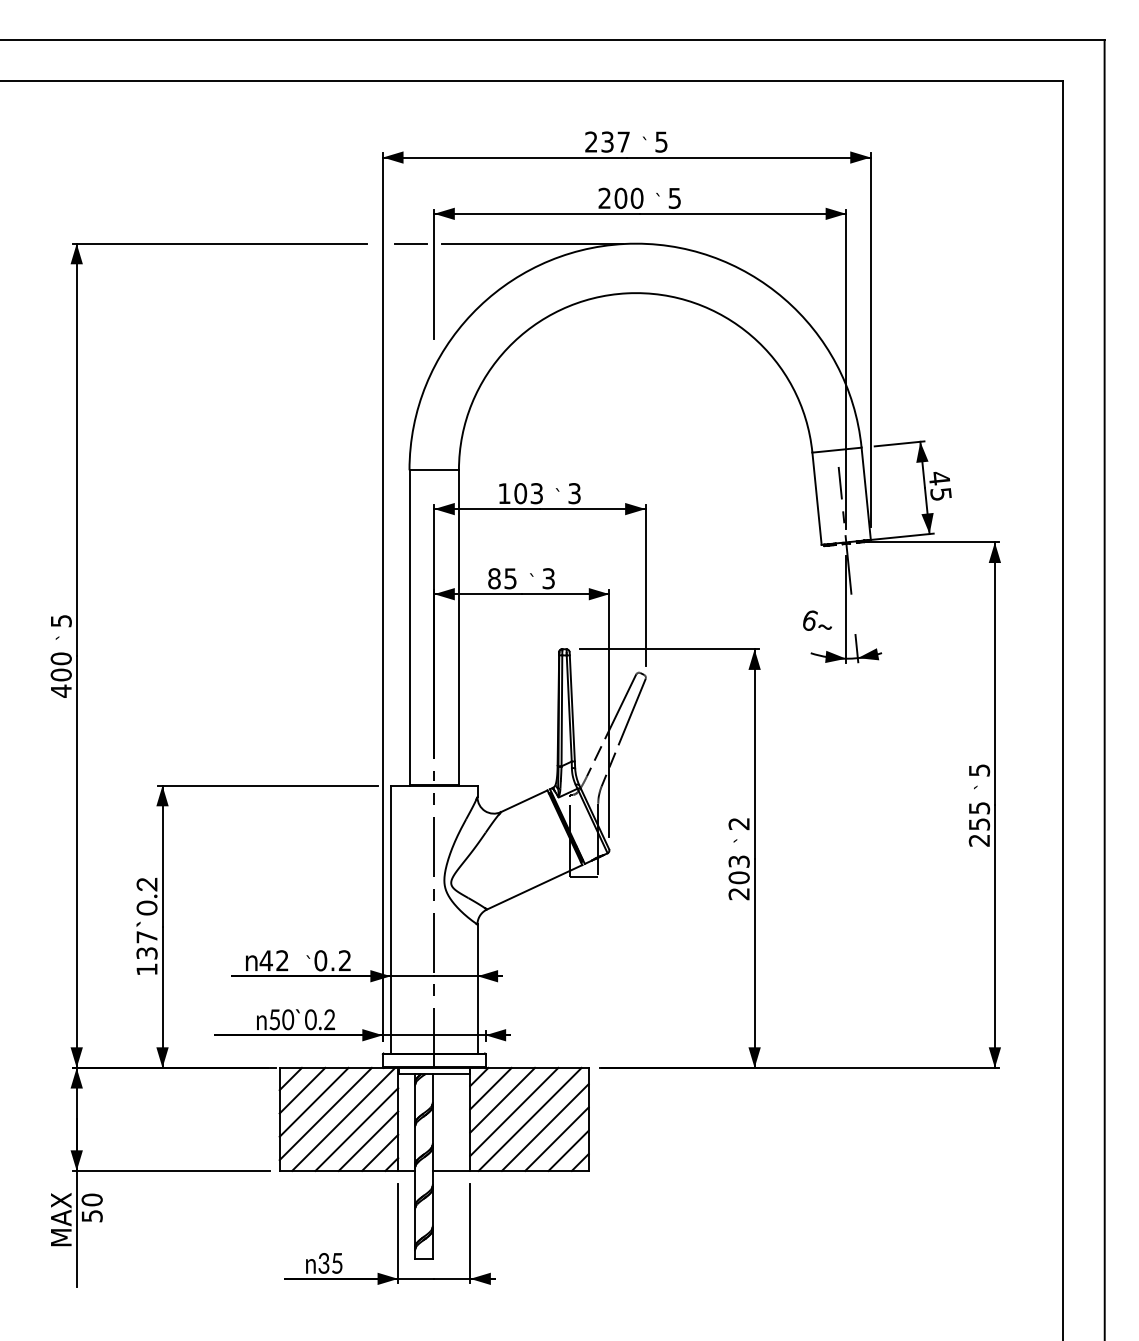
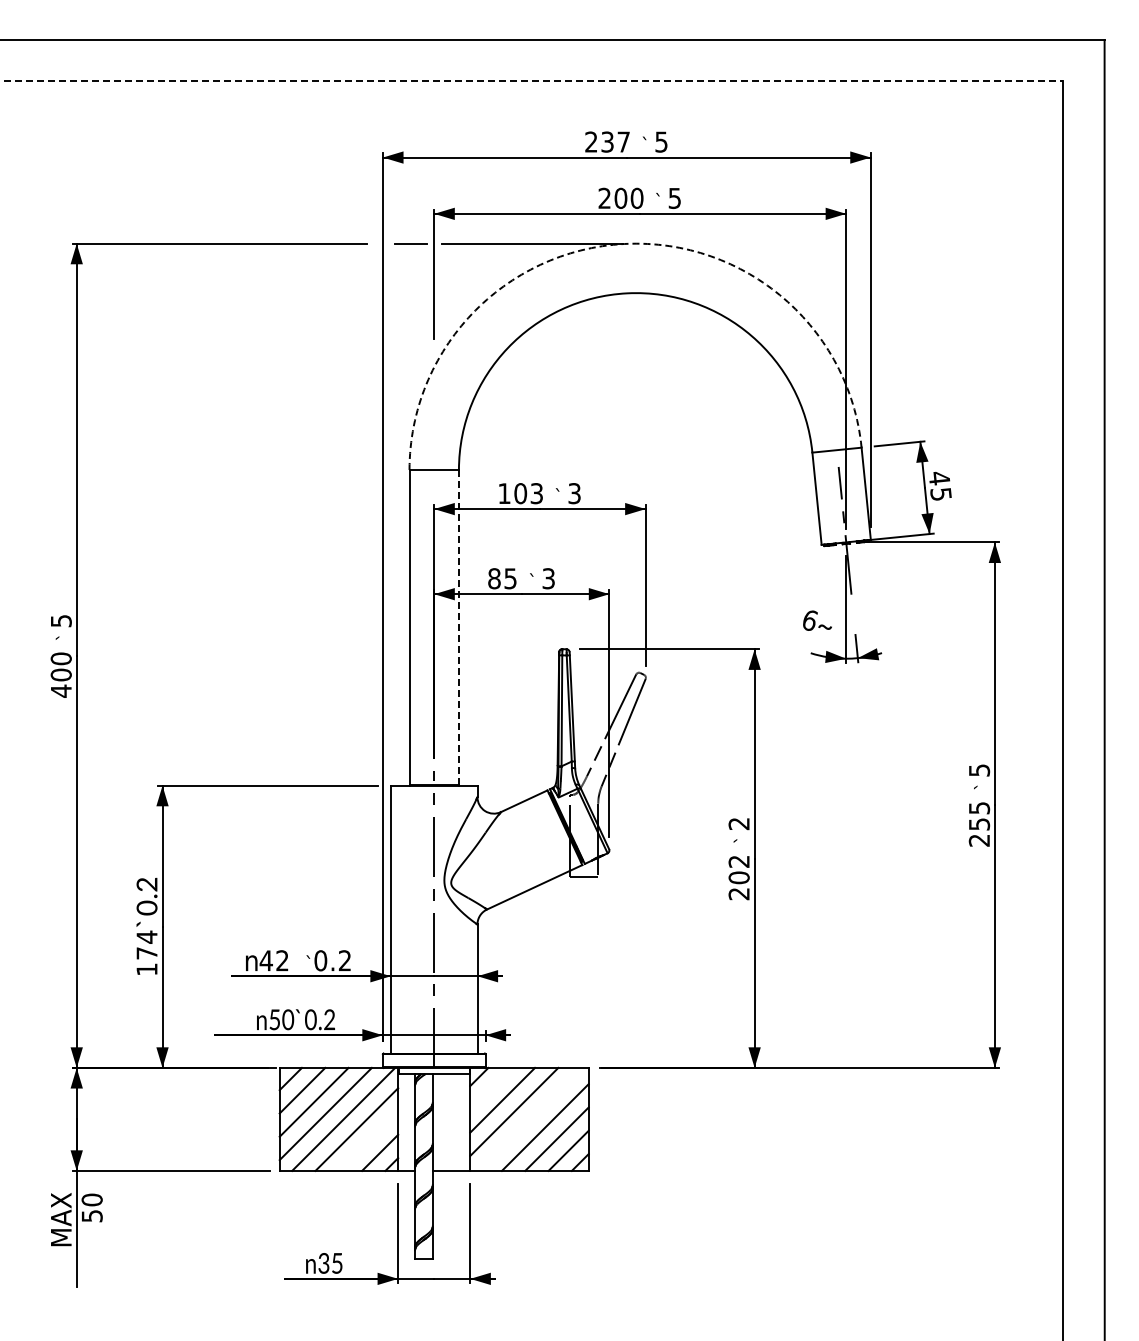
line: solid -> dashed (532, 81)
arc: solid -> dashed (624, 243)
line: solid -> dashed (458, 627)
text: 203 -> 202 (738, 861)
text: 137 -> 174 (146, 944)
line: present -> none (490, 1088)
line: present -> none (529, 1118)
line: present -> none (368, 1140)
